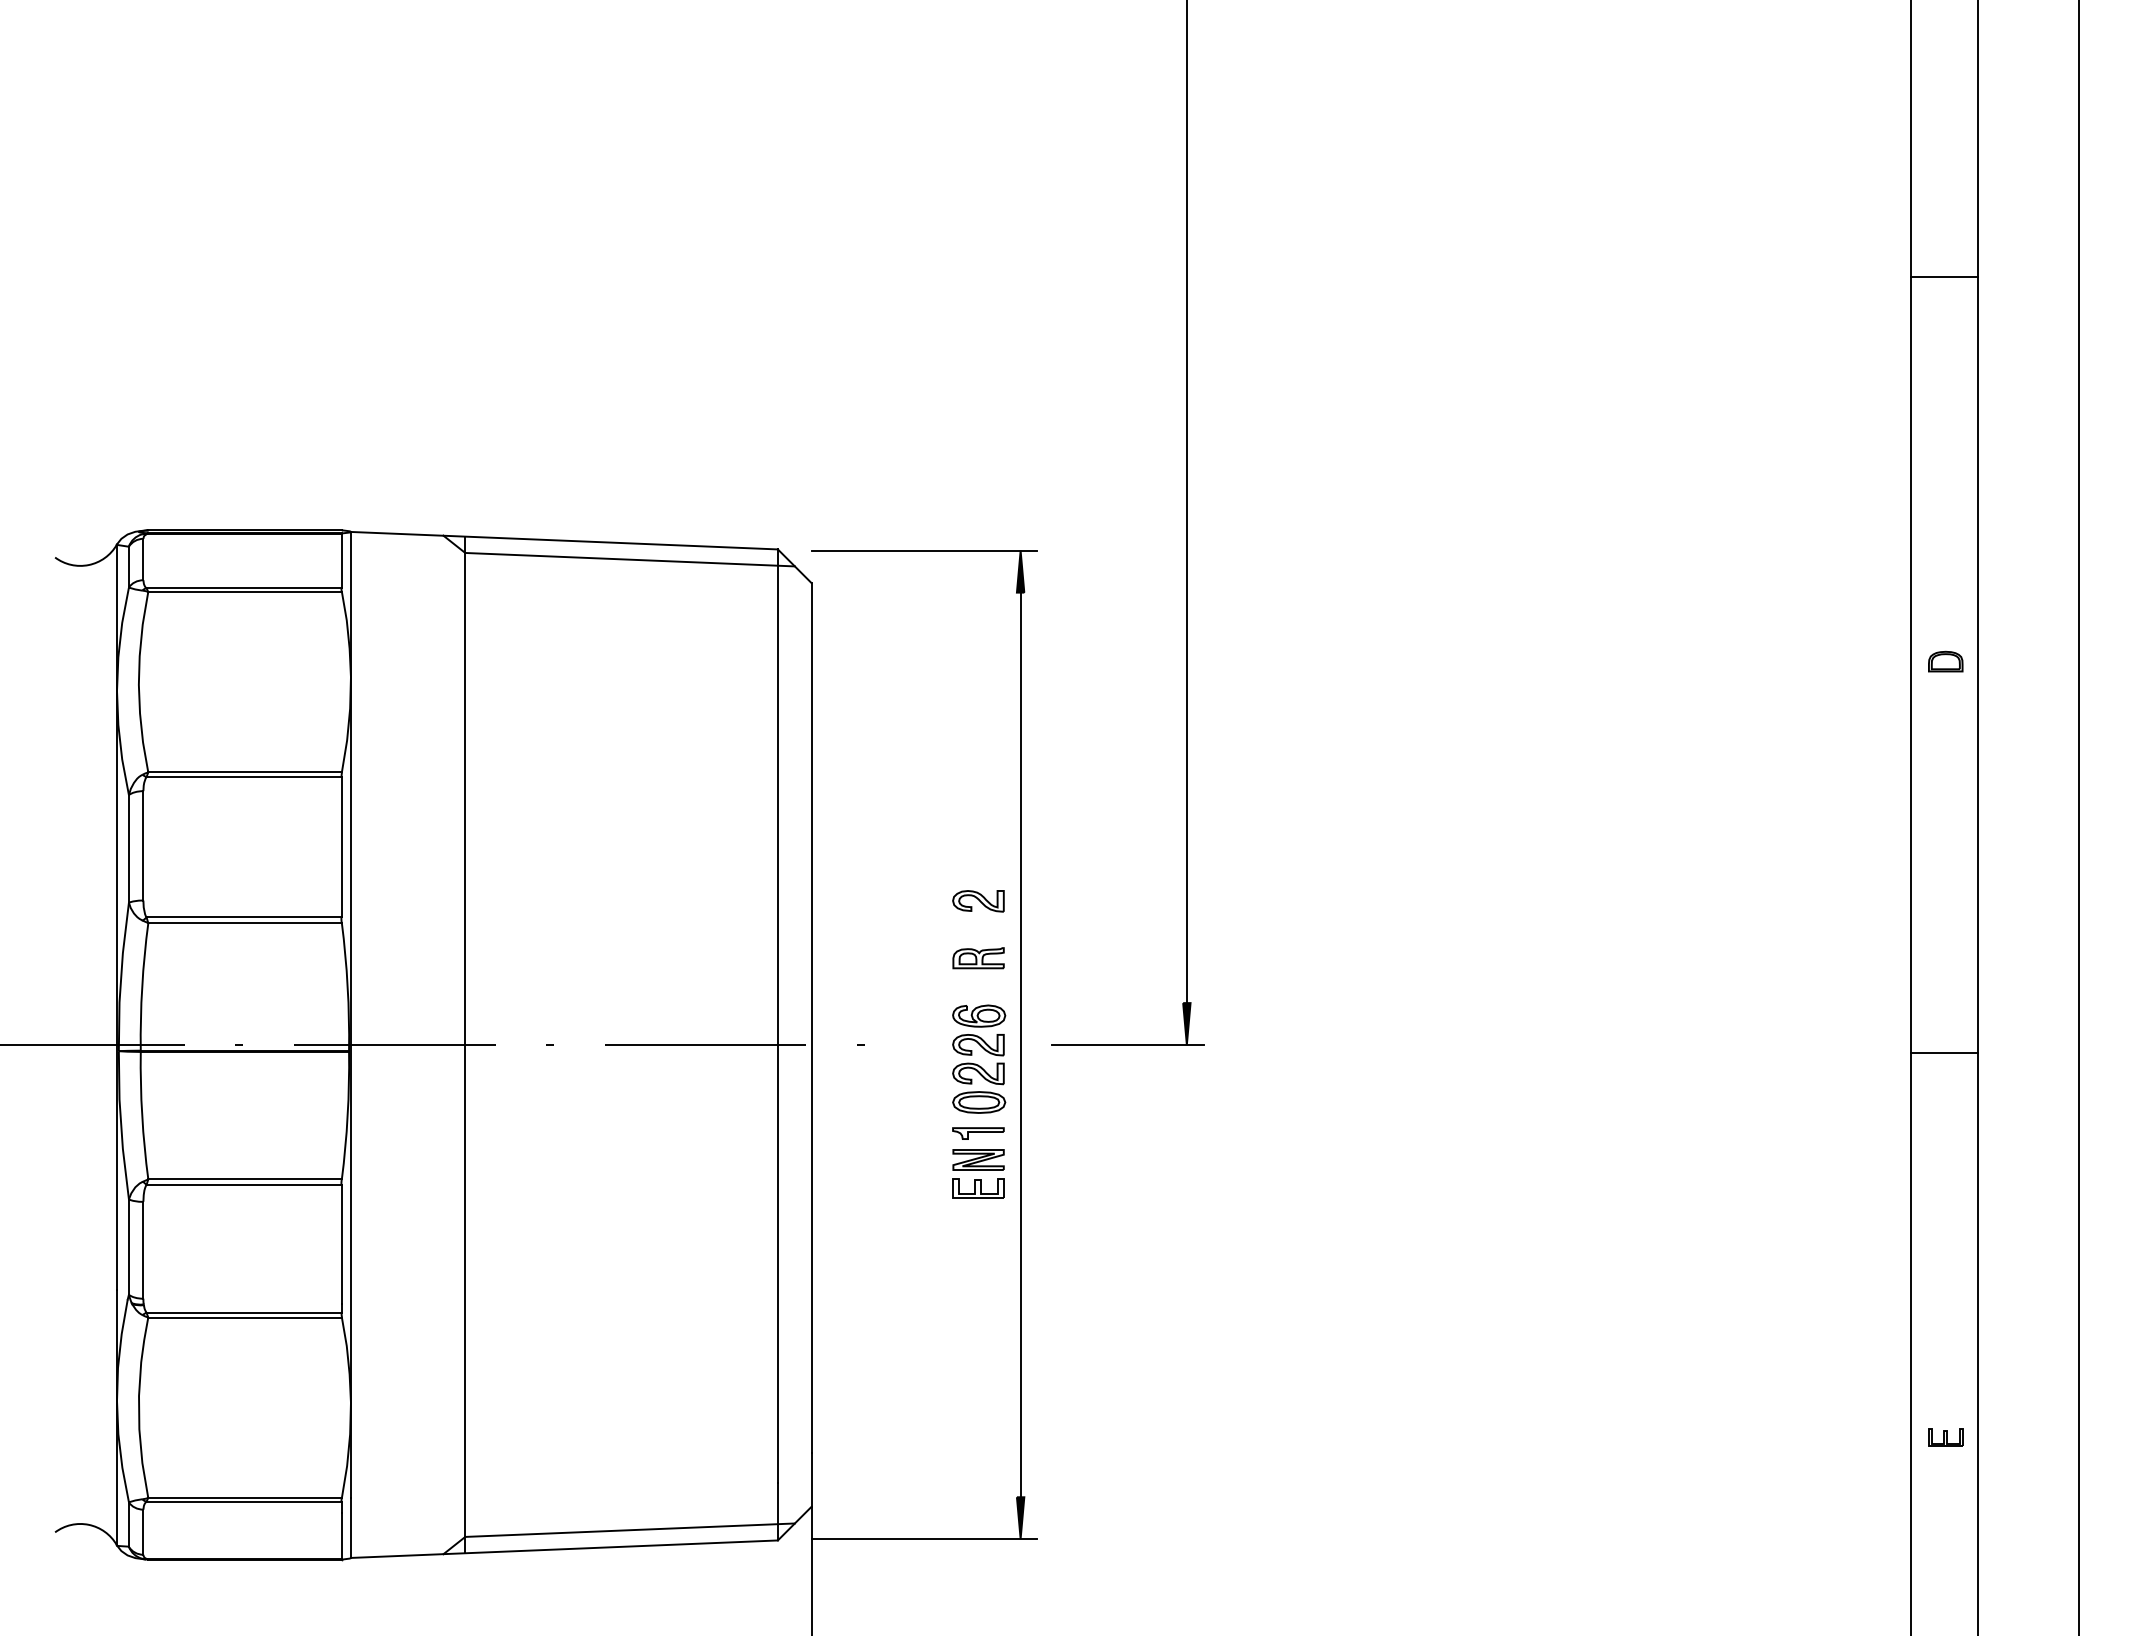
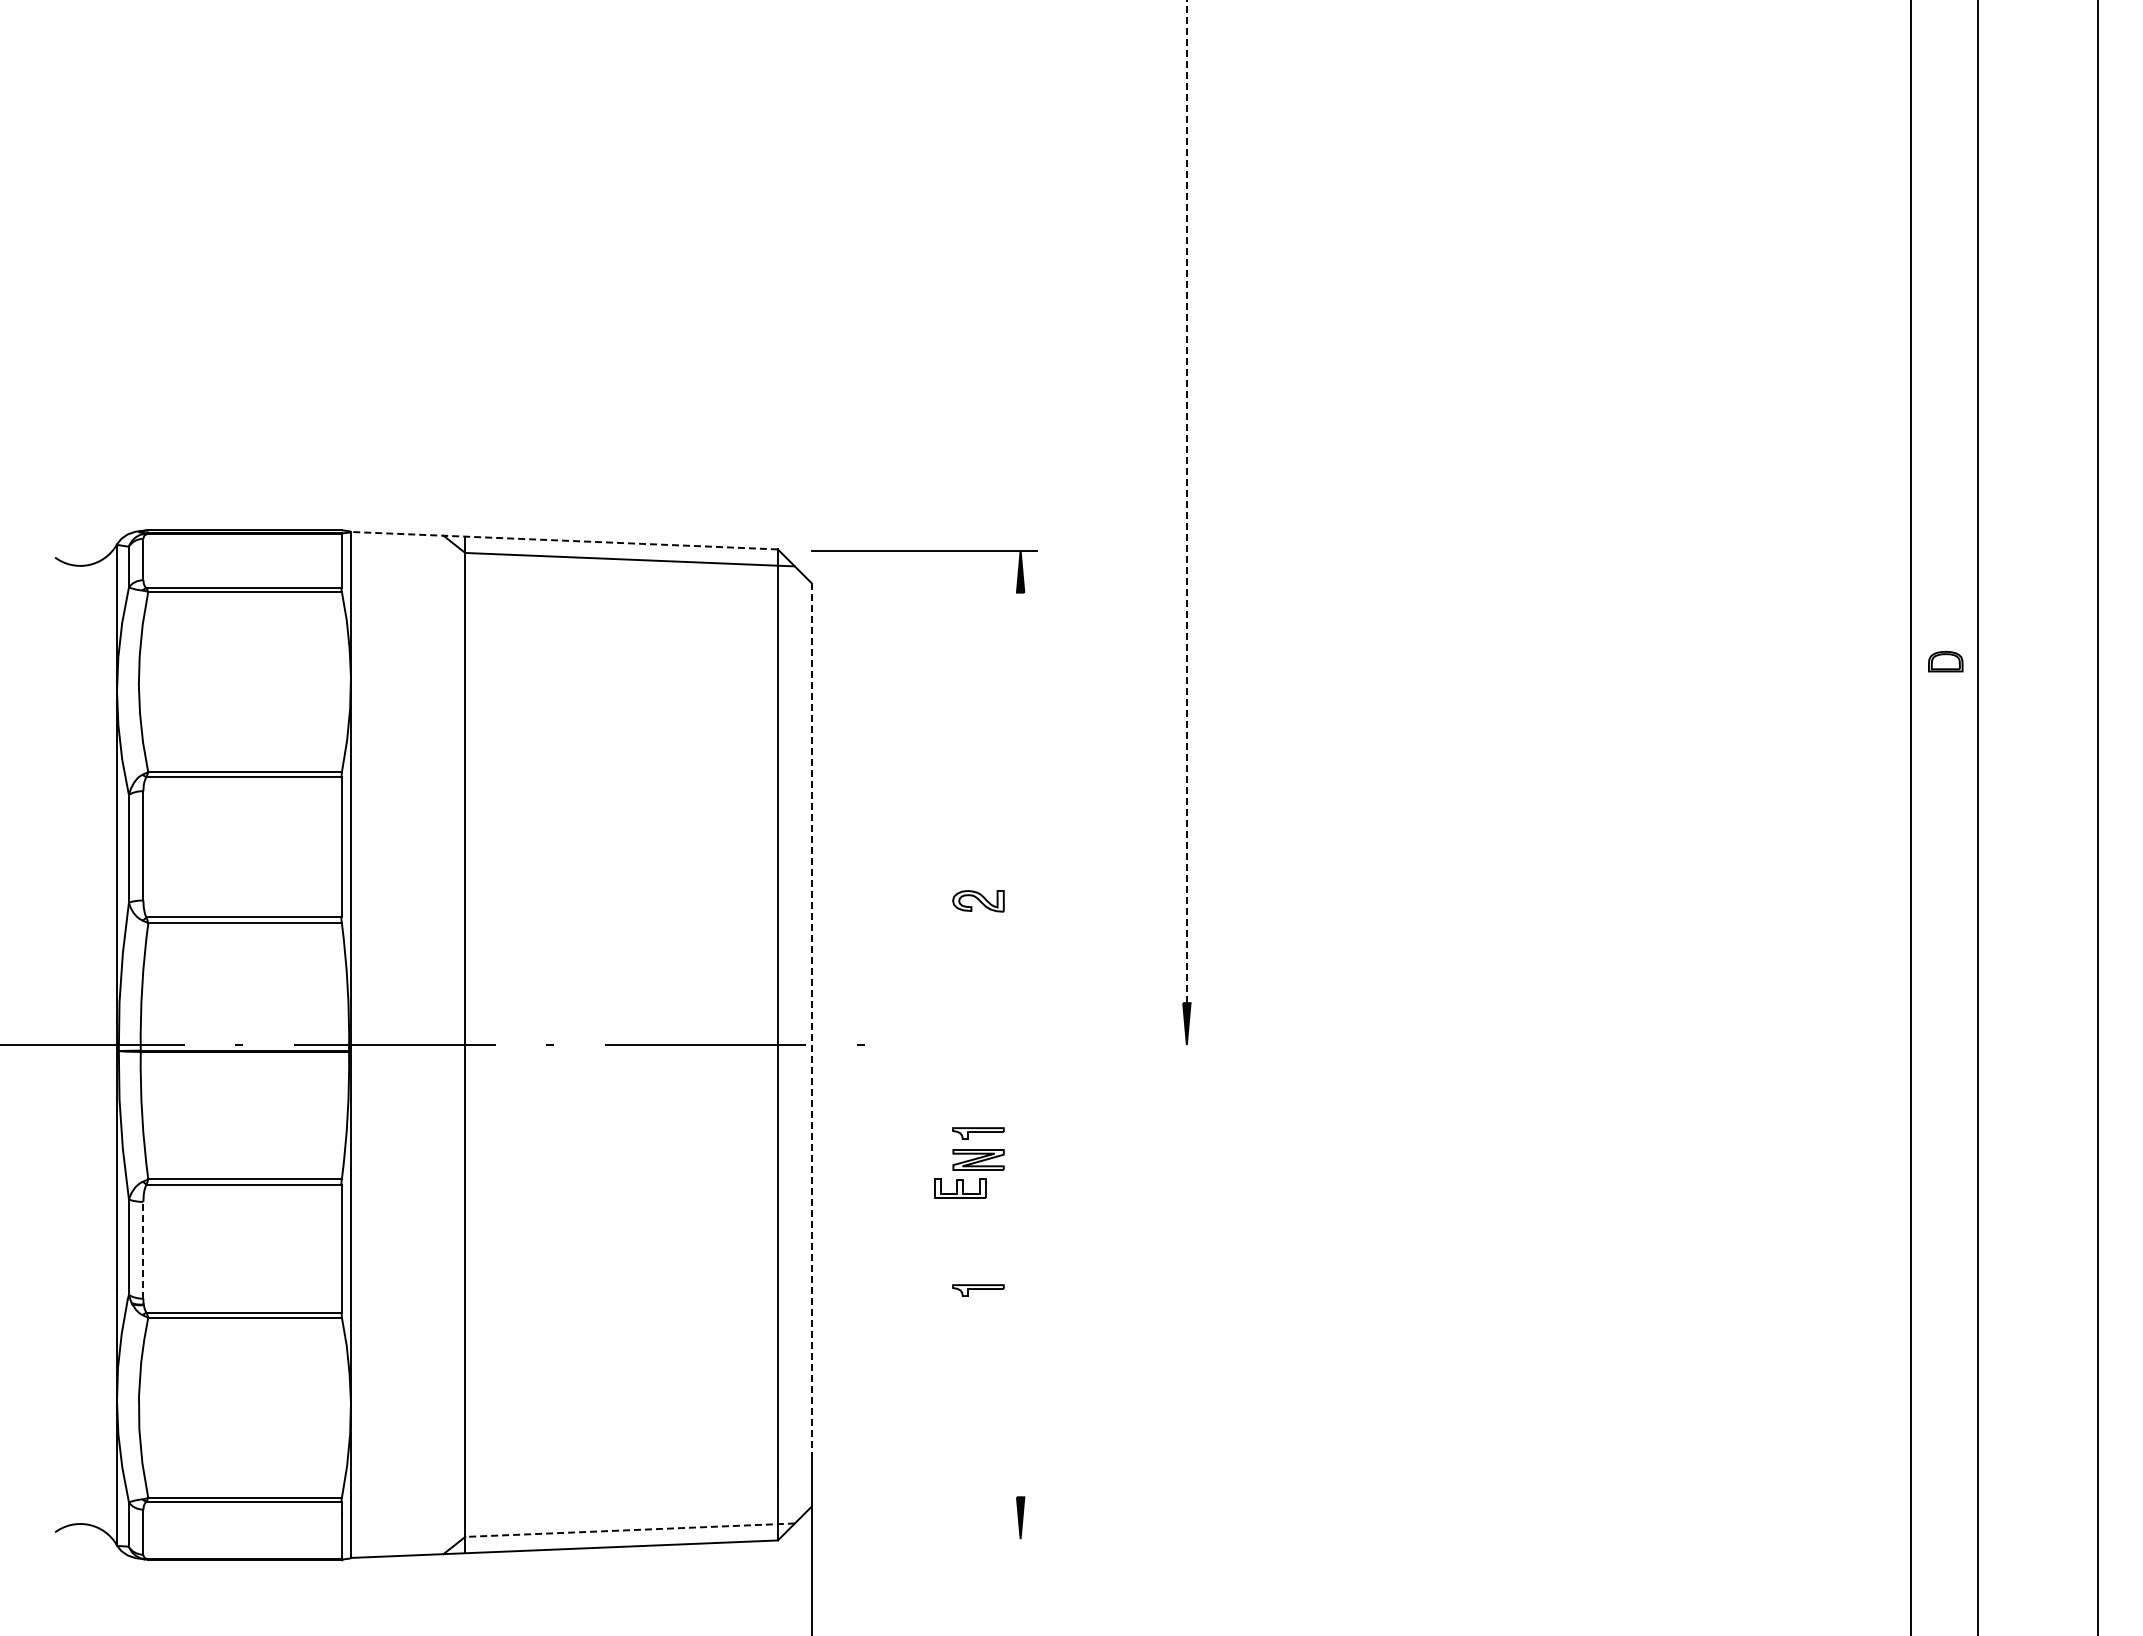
line: present -> none (1943, 276)
line: solid -> dashed (1186, 501)
line: solid -> dashed (564, 540)
line position: (2078, 817) -> (2097, 817) (2097, 817)
part: present -> none (978, 958)
line: solid -> dashed (811, 1018)
line: present -> none (1020, 1044)
line: present -> none (1127, 1044)
line: present -> none (1943, 1052)
part: present -> none (978, 1064)
part position: (978, 1188) -> (960, 1188) (960, 1188)
line: solid -> dashed (143, 1249)
part: none -> present (978, 1290)
part: present -> none (1945, 1437)
line: solid -> dashed (630, 1530)
line: present -> none (924, 1539)
